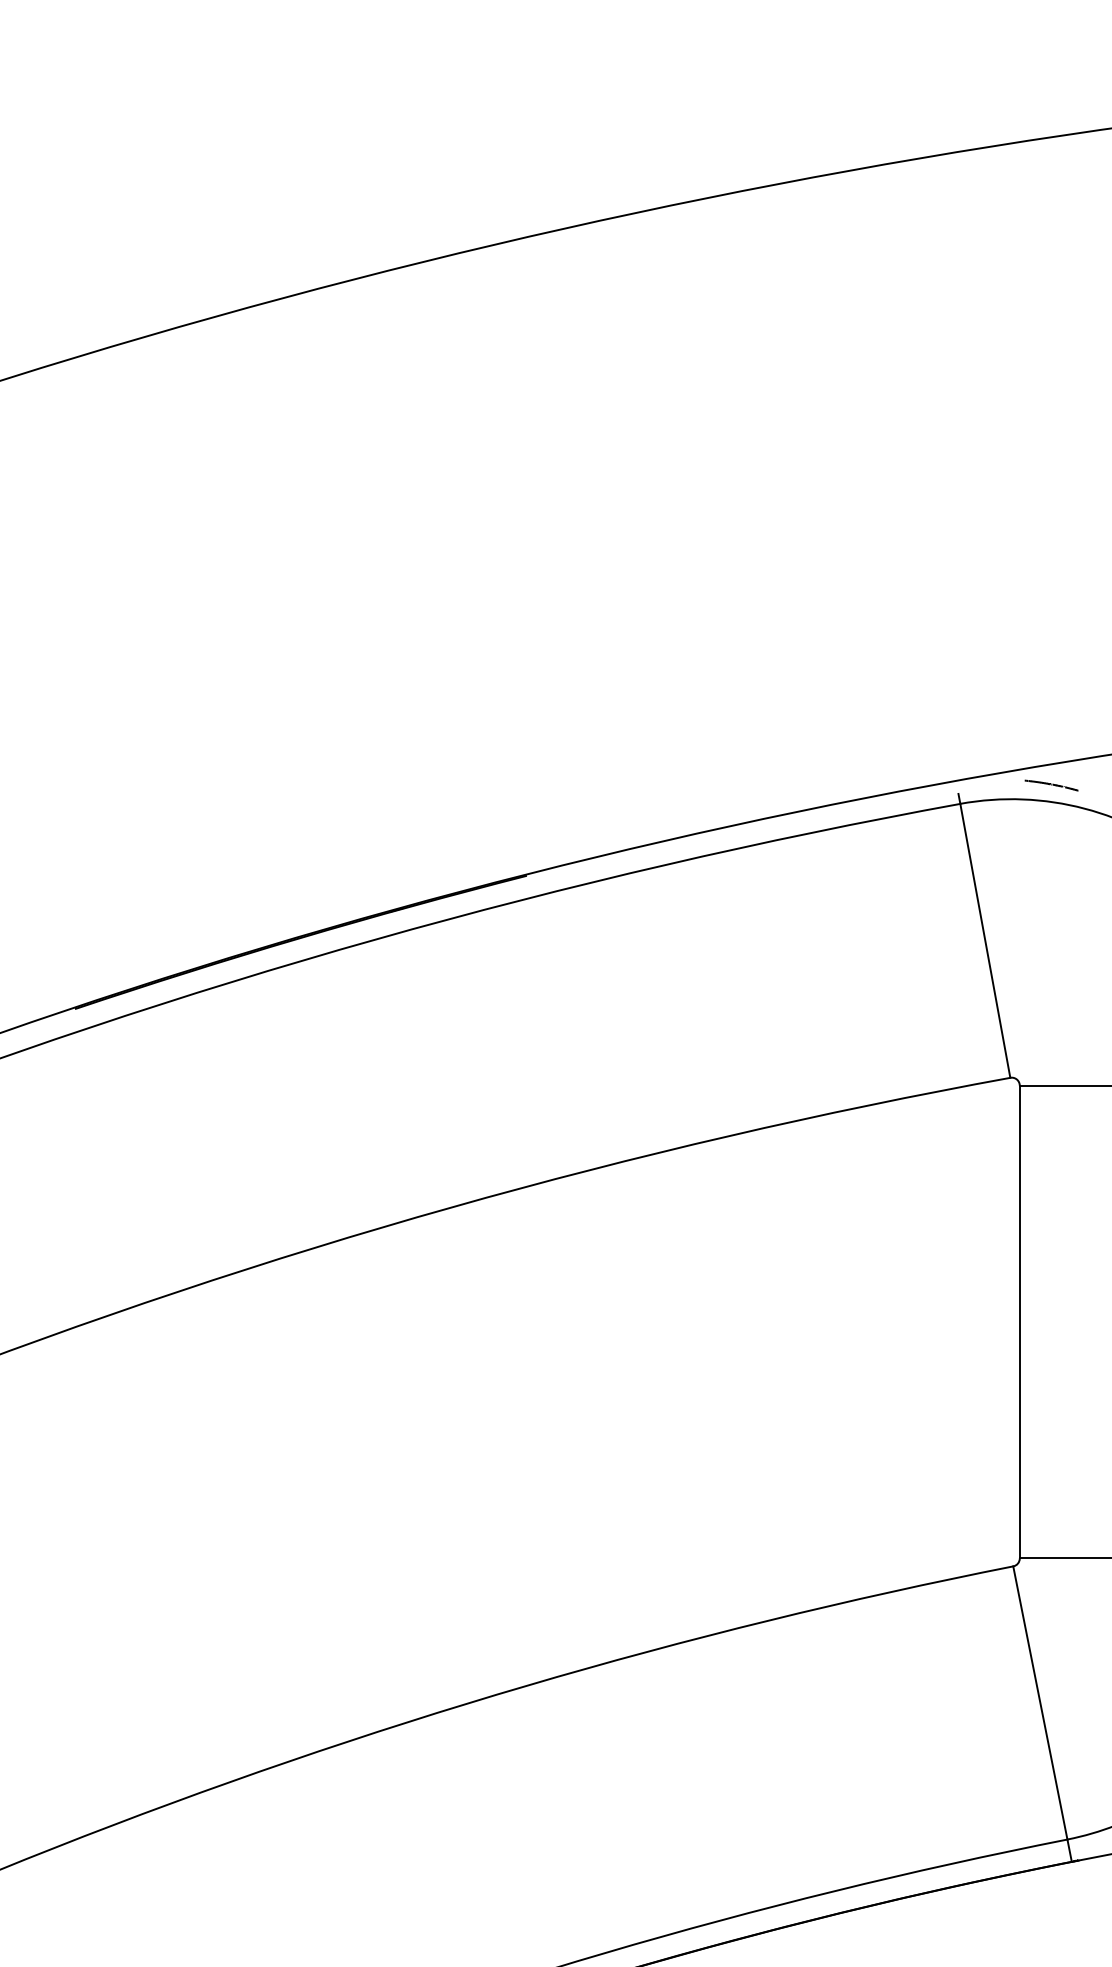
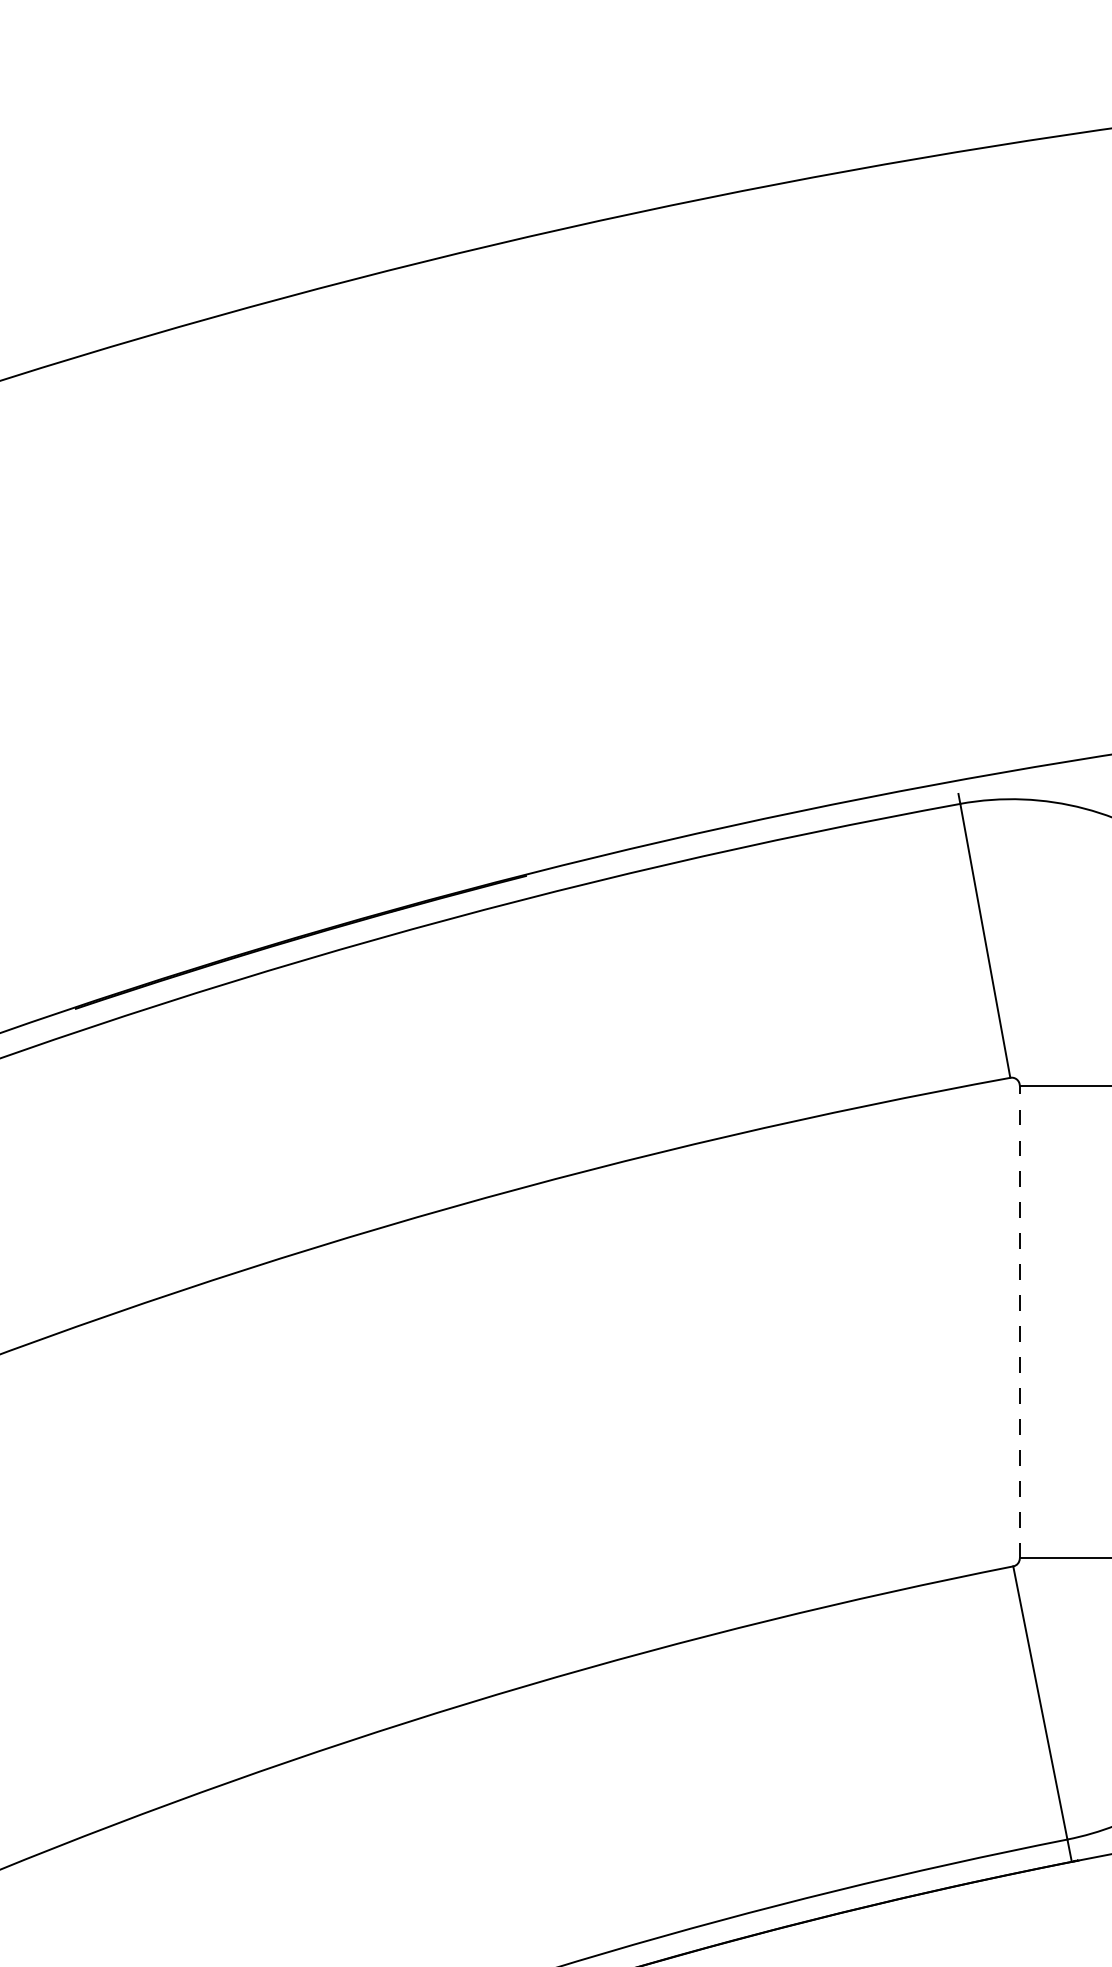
part: present -> none (1051, 785)
line: solid -> dashed (1019, 1321)
